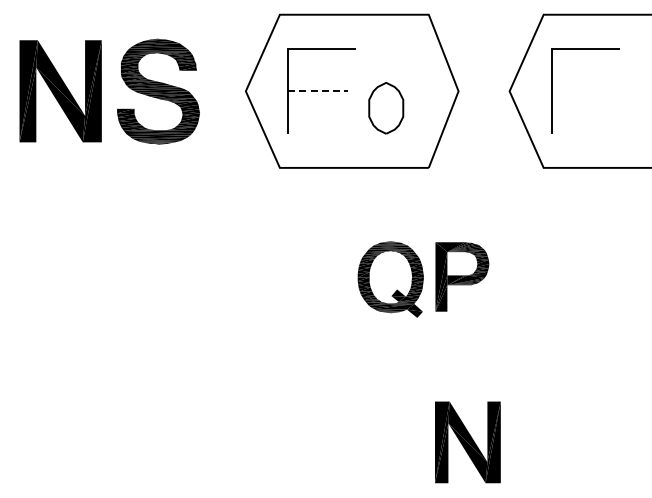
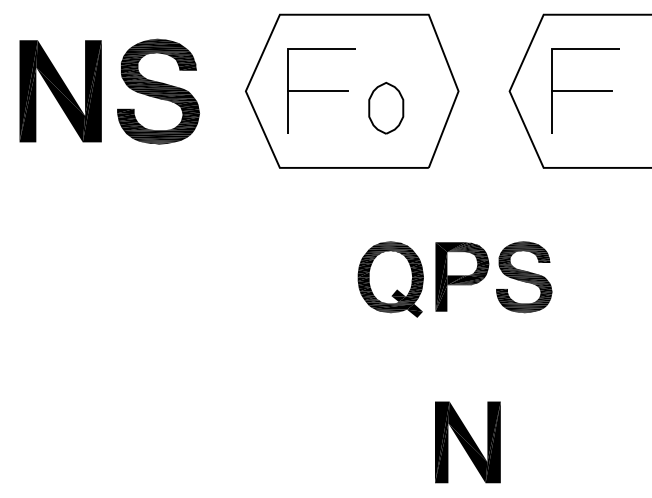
line: dashed -> solid (318, 91)
line: none -> present (581, 91)
part: none -> present (524, 277)
